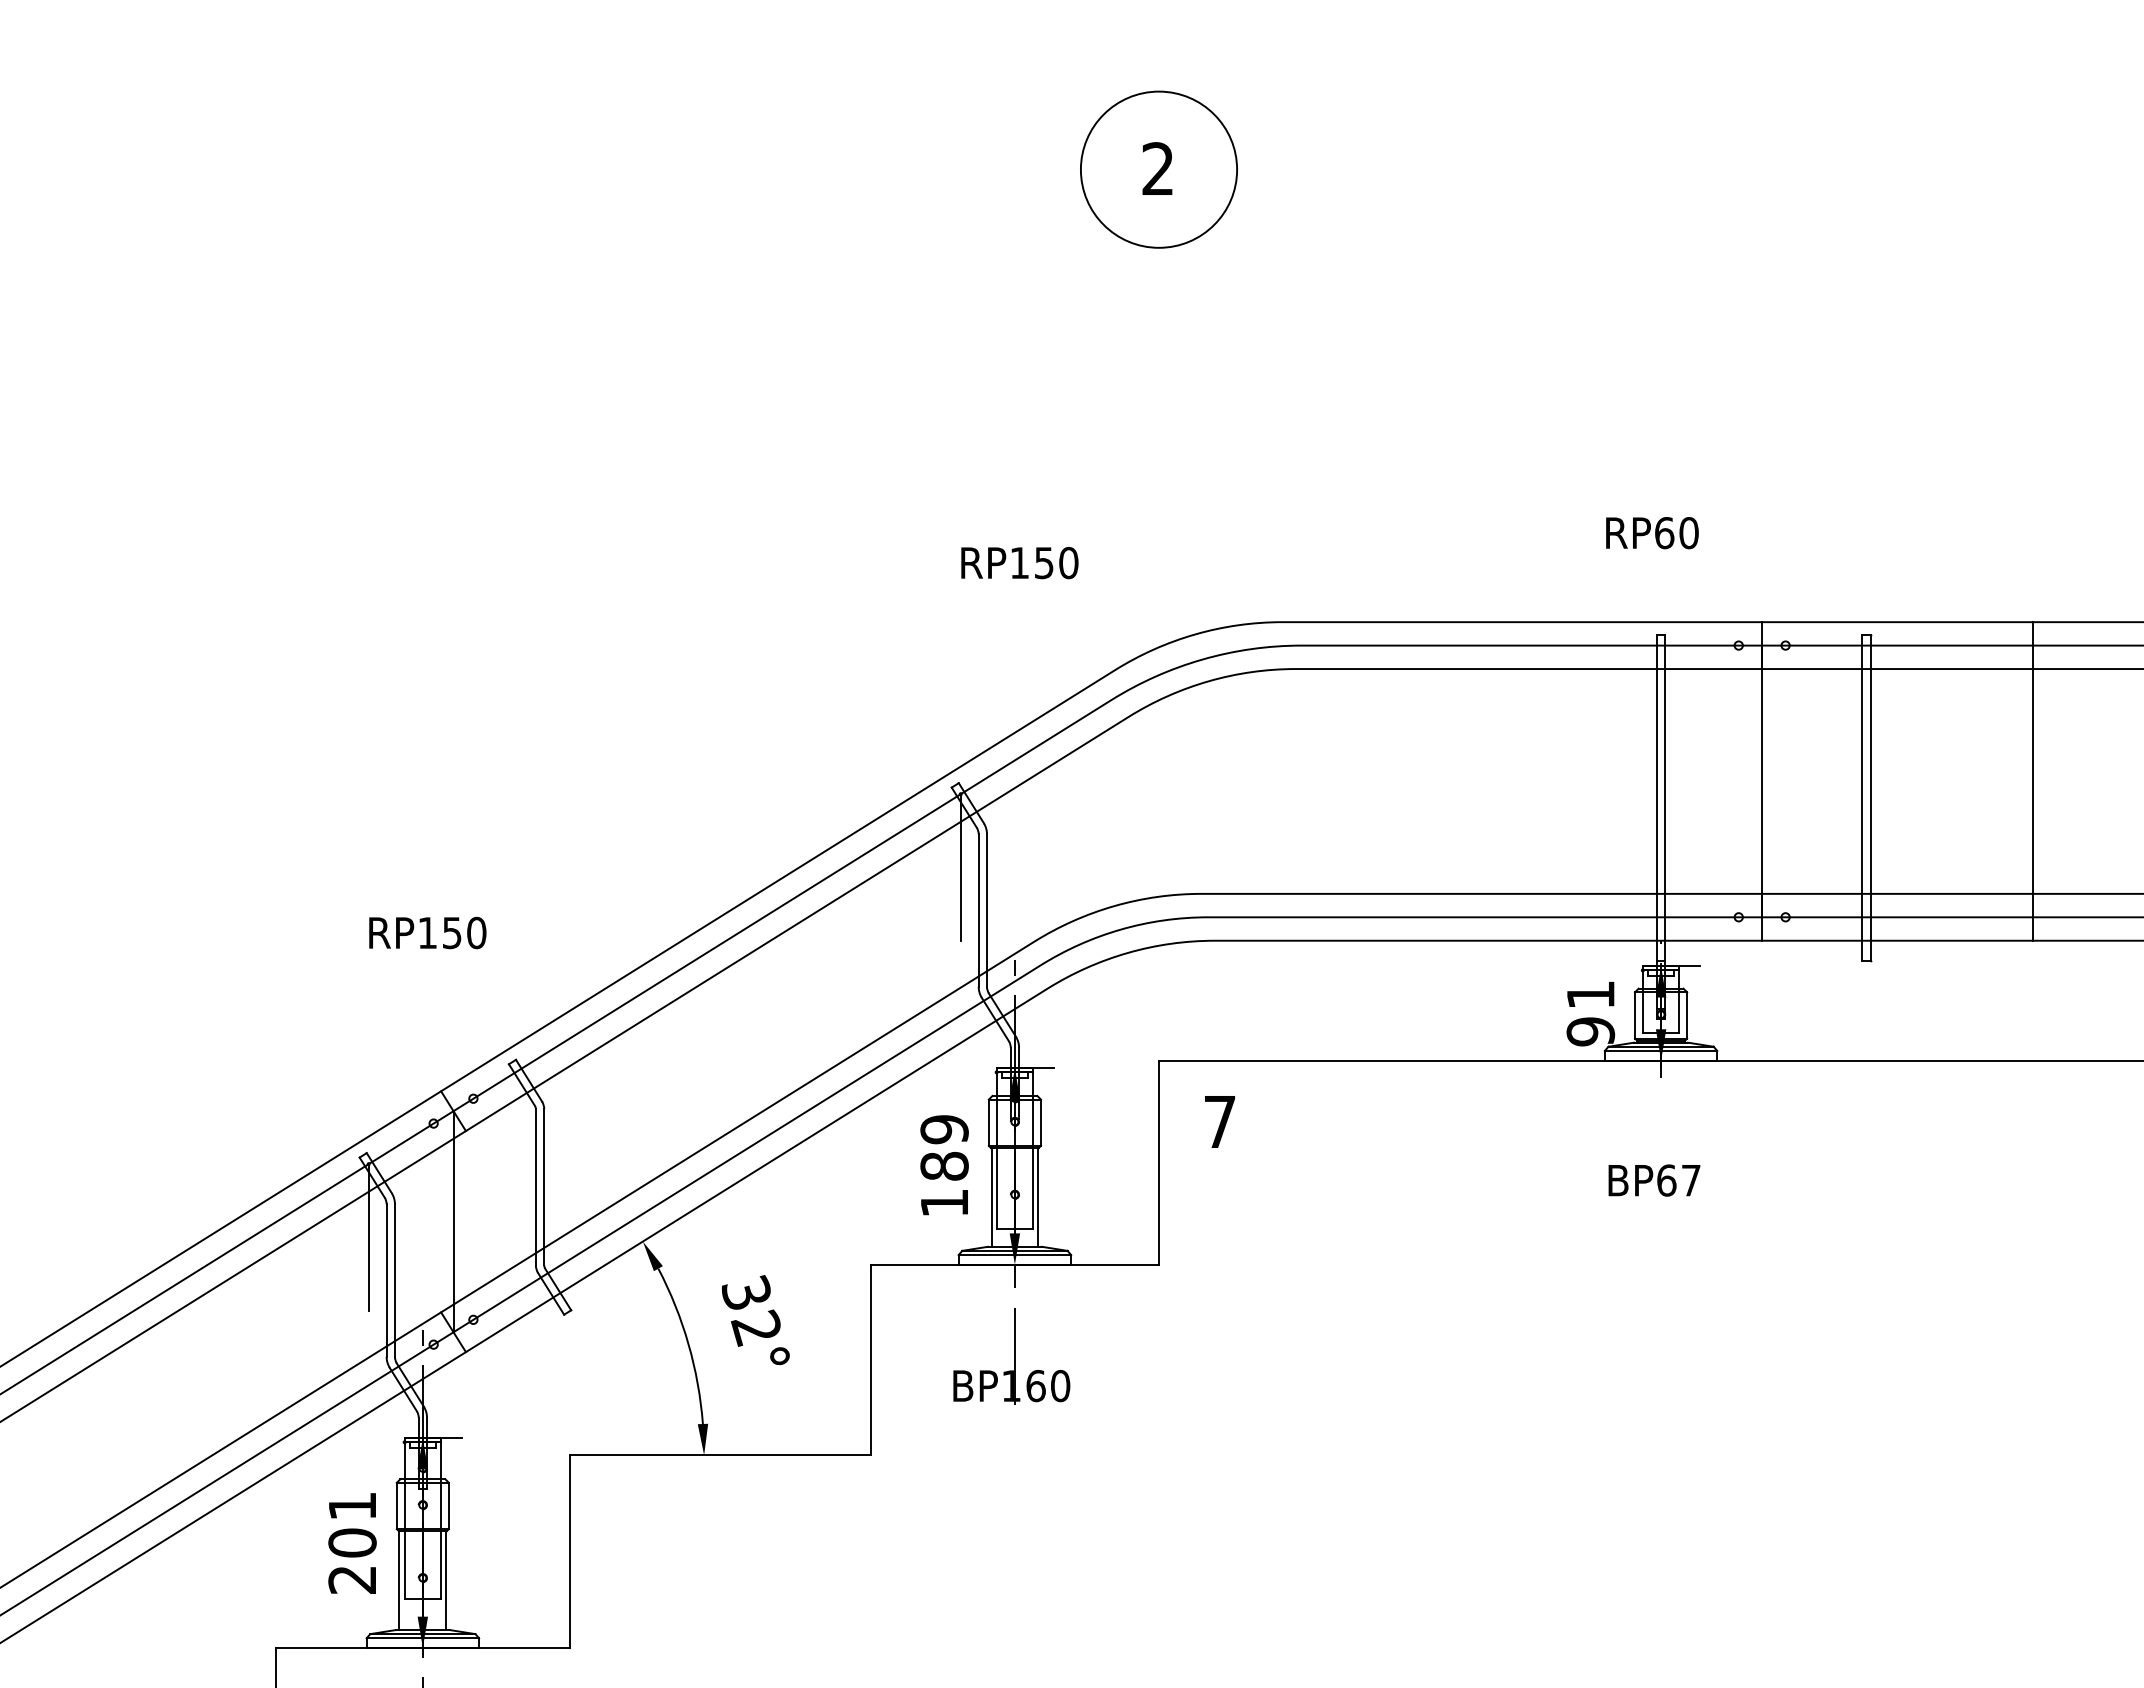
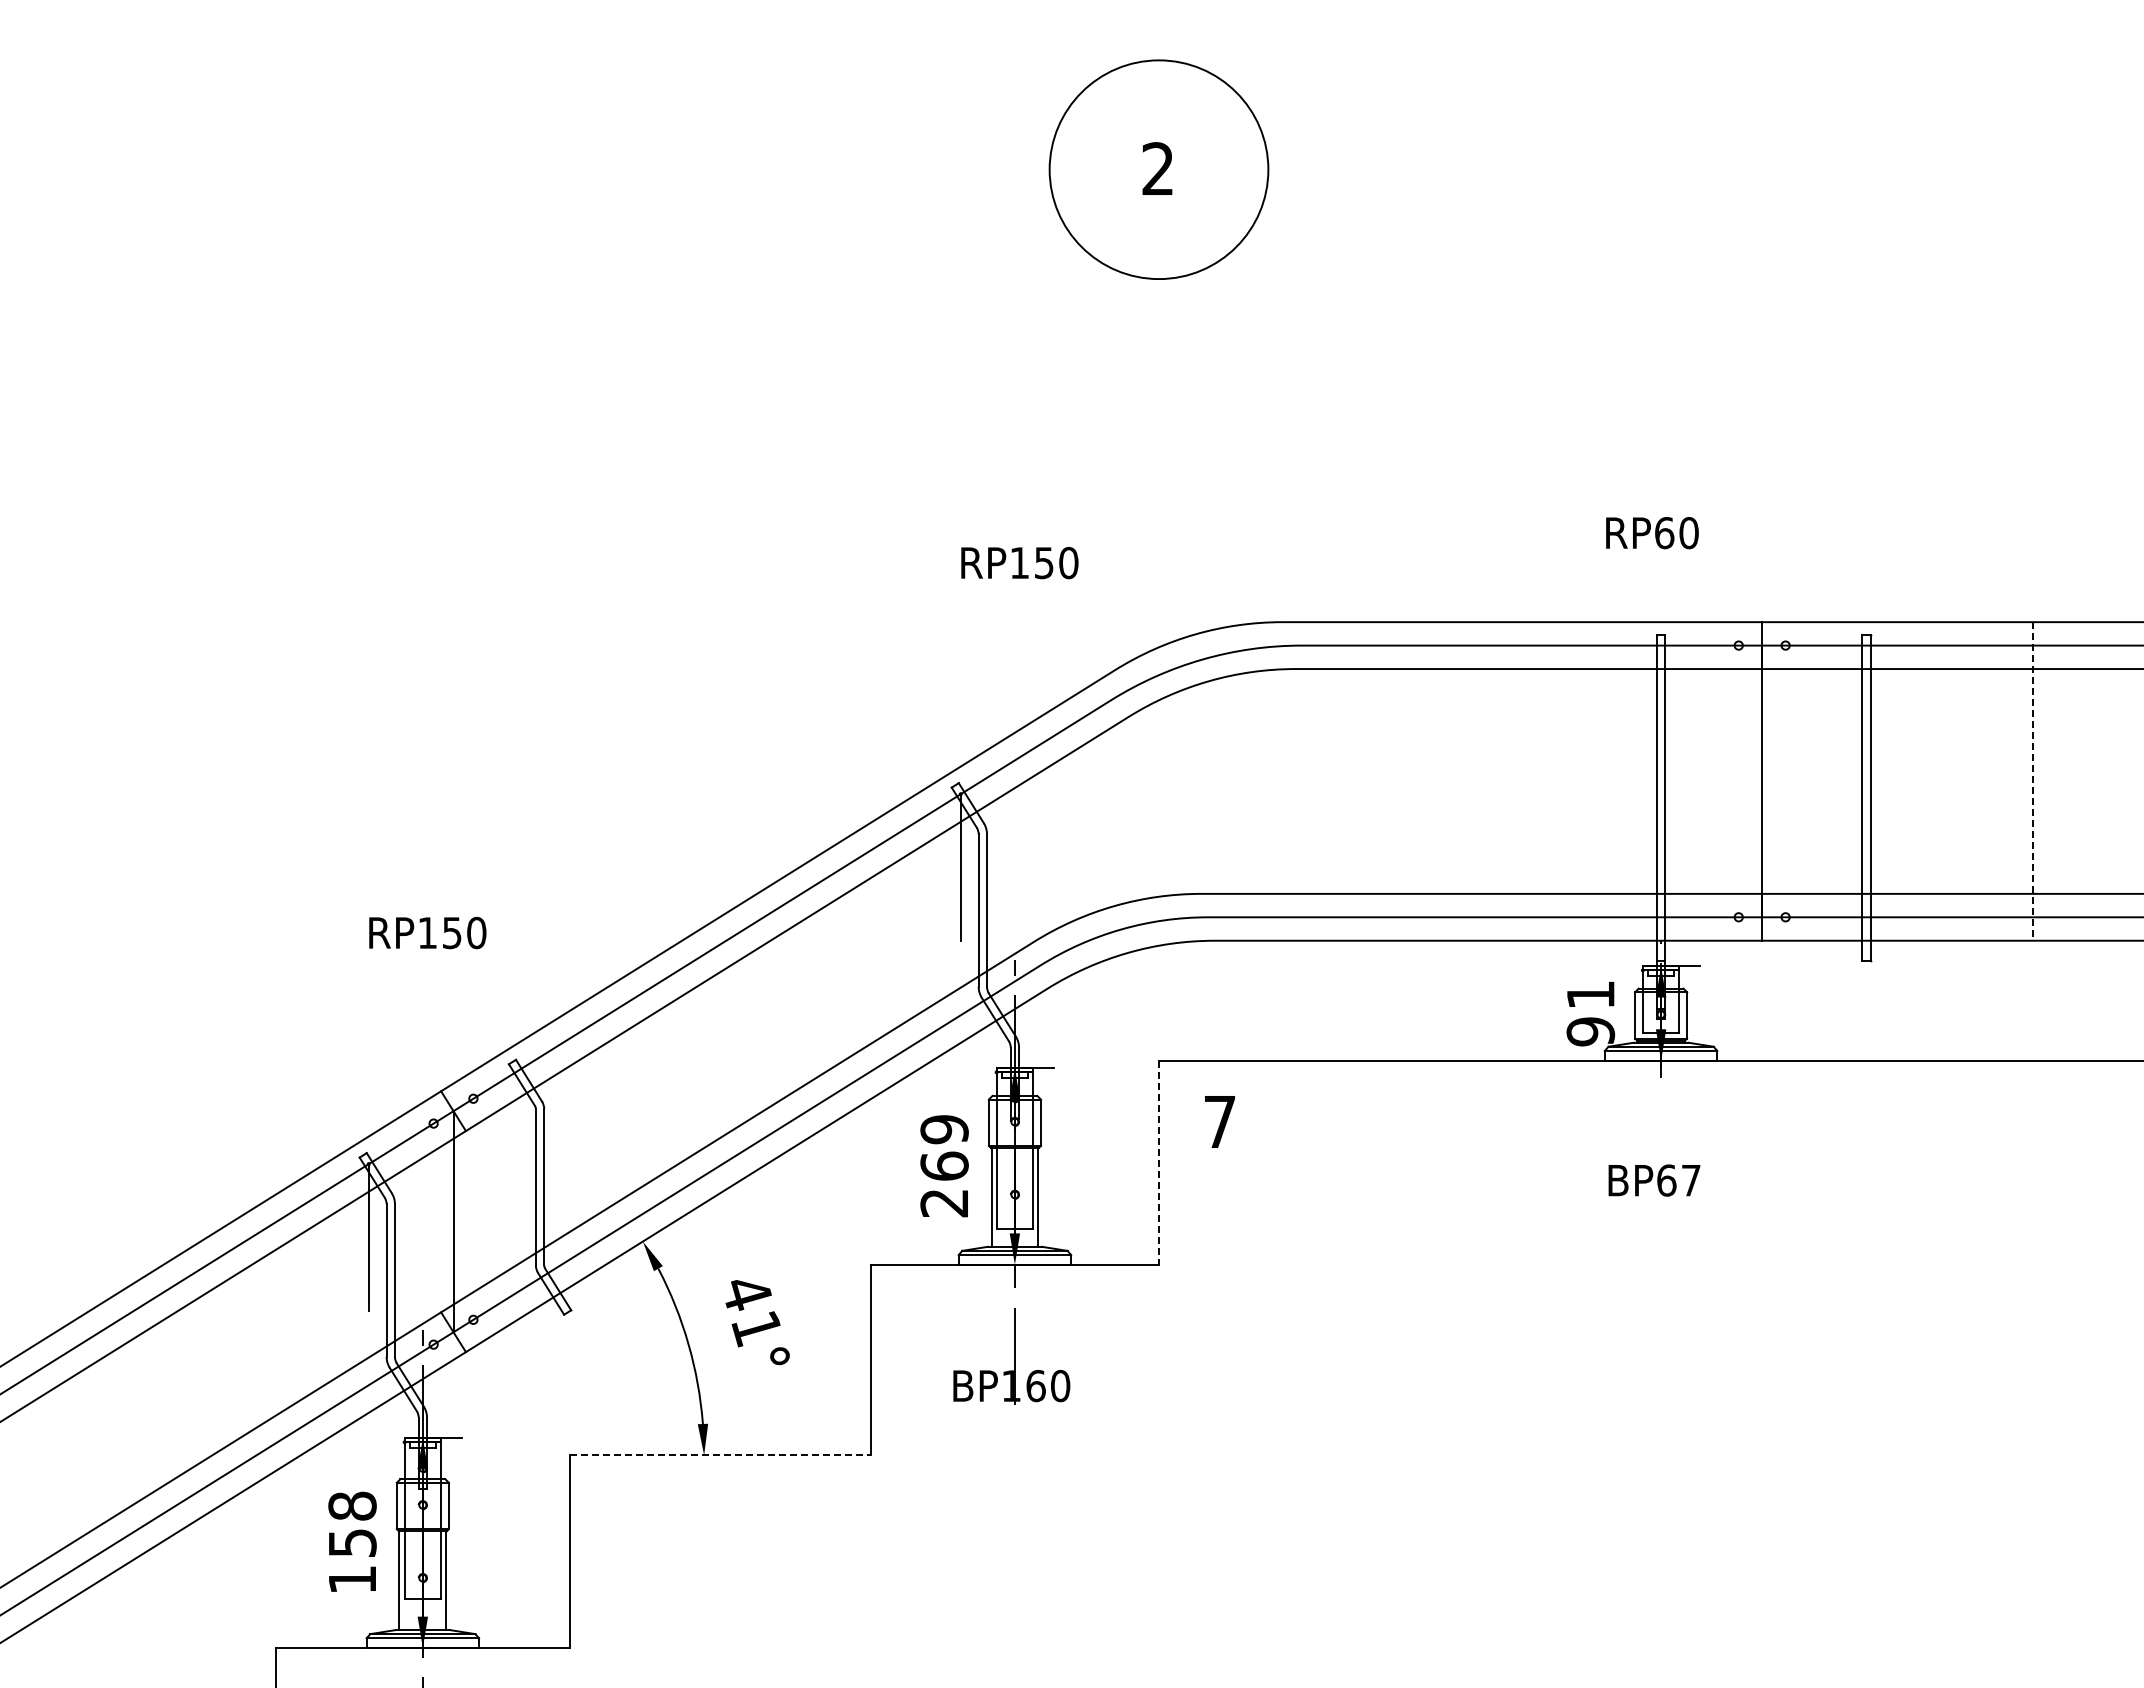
circle diameter: 156 px -> 219 px (1158, 169)
line: solid -> dashed (2032, 781)
line: solid -> dashed (1158, 1163)
text: 189 -> 269 (944, 1184)
text: 32° -> 41° (750, 1311)
line: solid -> dashed (721, 1455)
text: 201 -> 158 (352, 1542)
